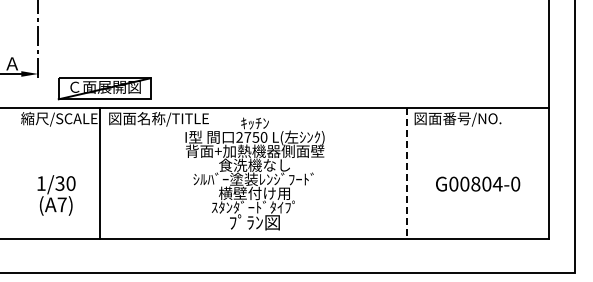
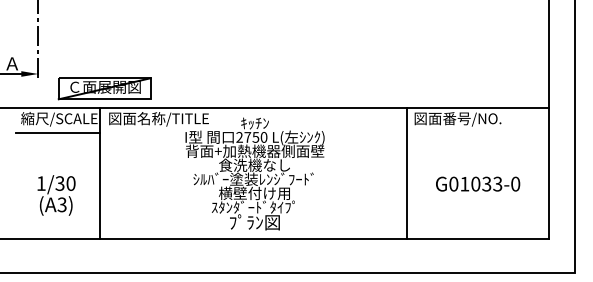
line: none -> present (57, 132)
line: dashed -> solid (407, 173)
text: G00804-0 -> G01033-0 (481, 183)
text: (A7) -> (A3) (61, 204)
